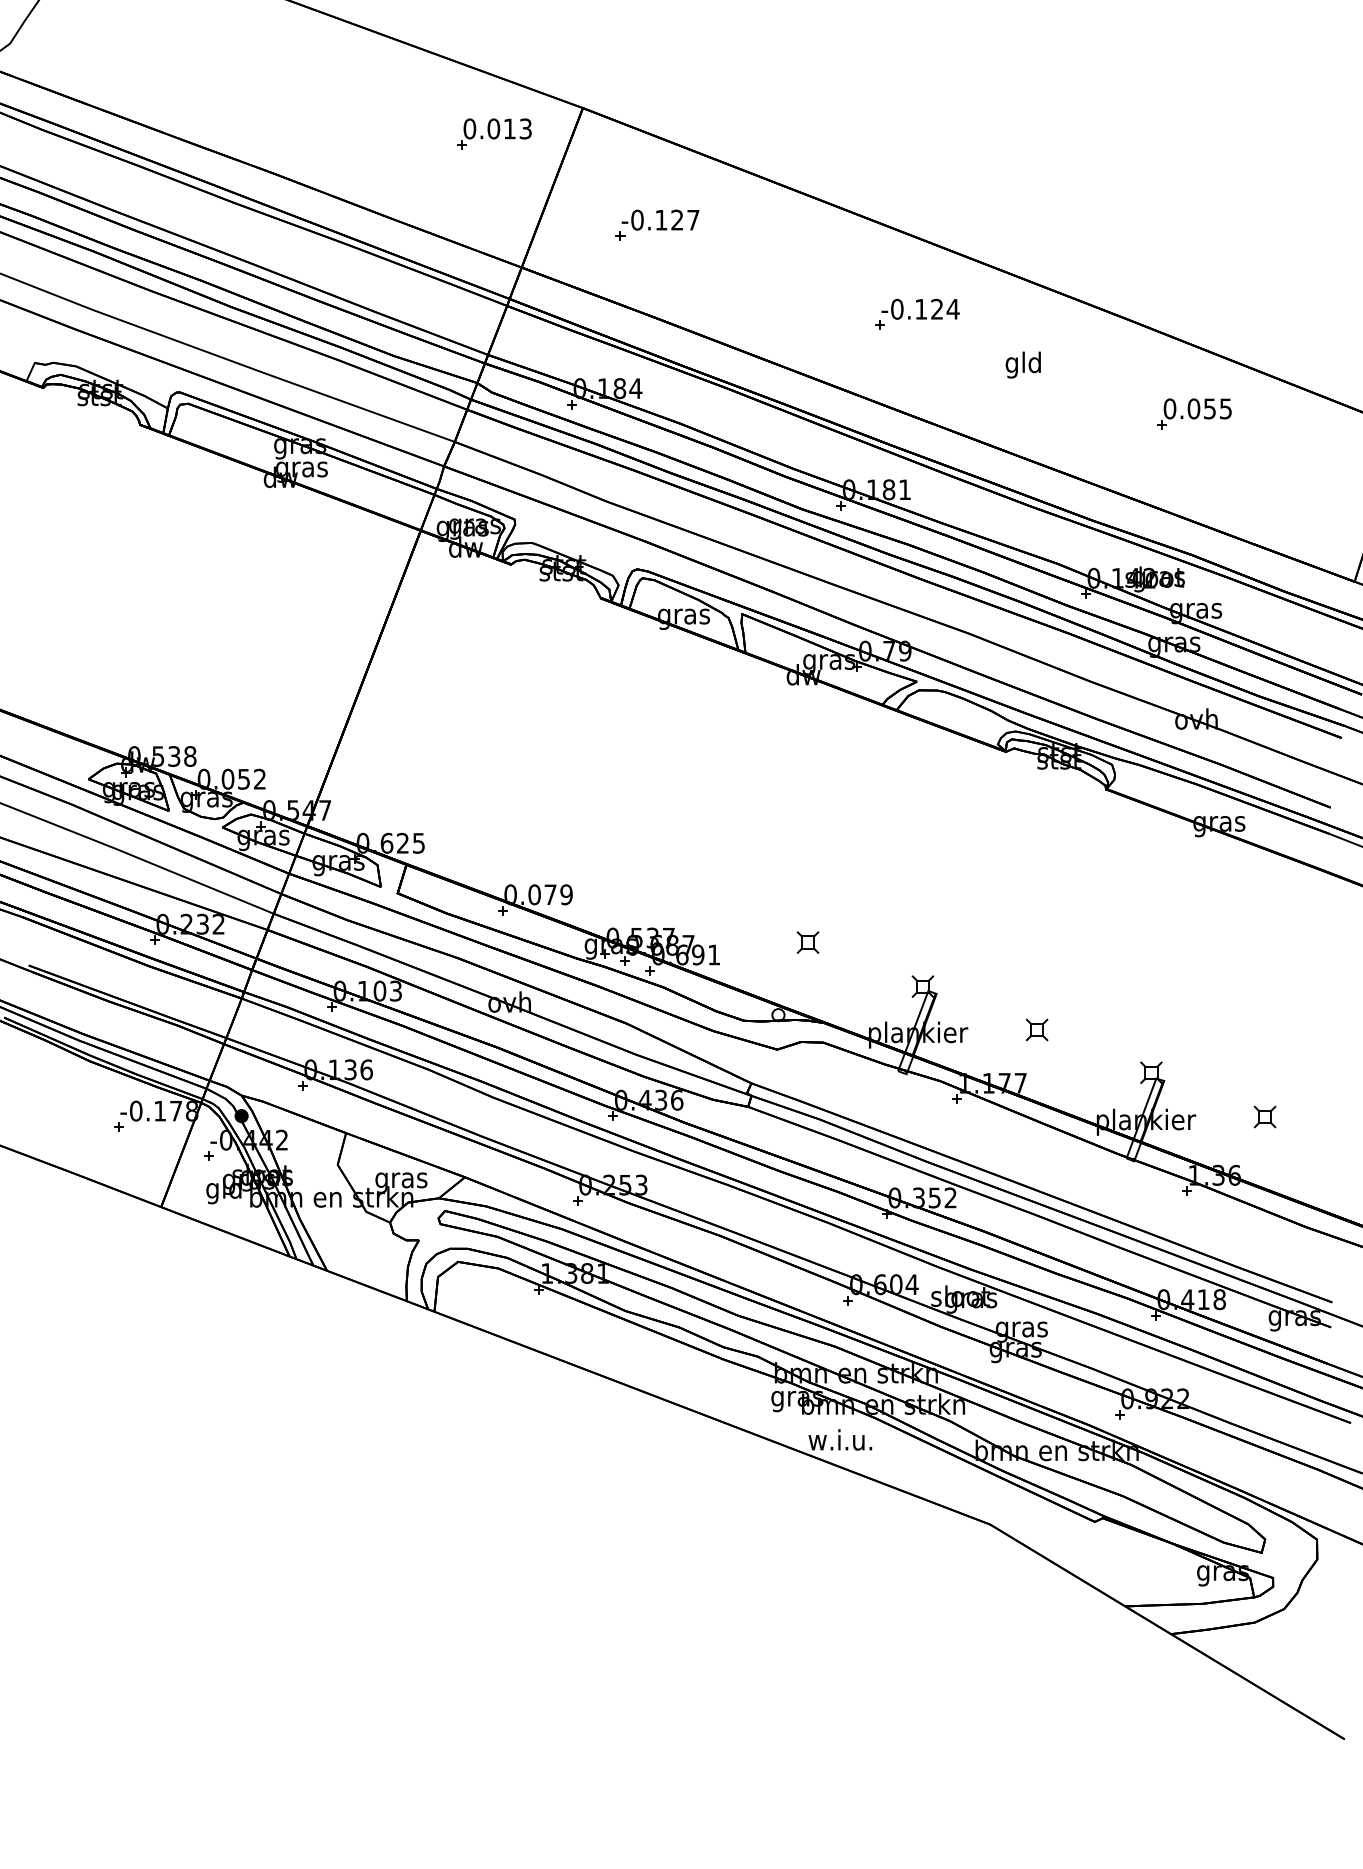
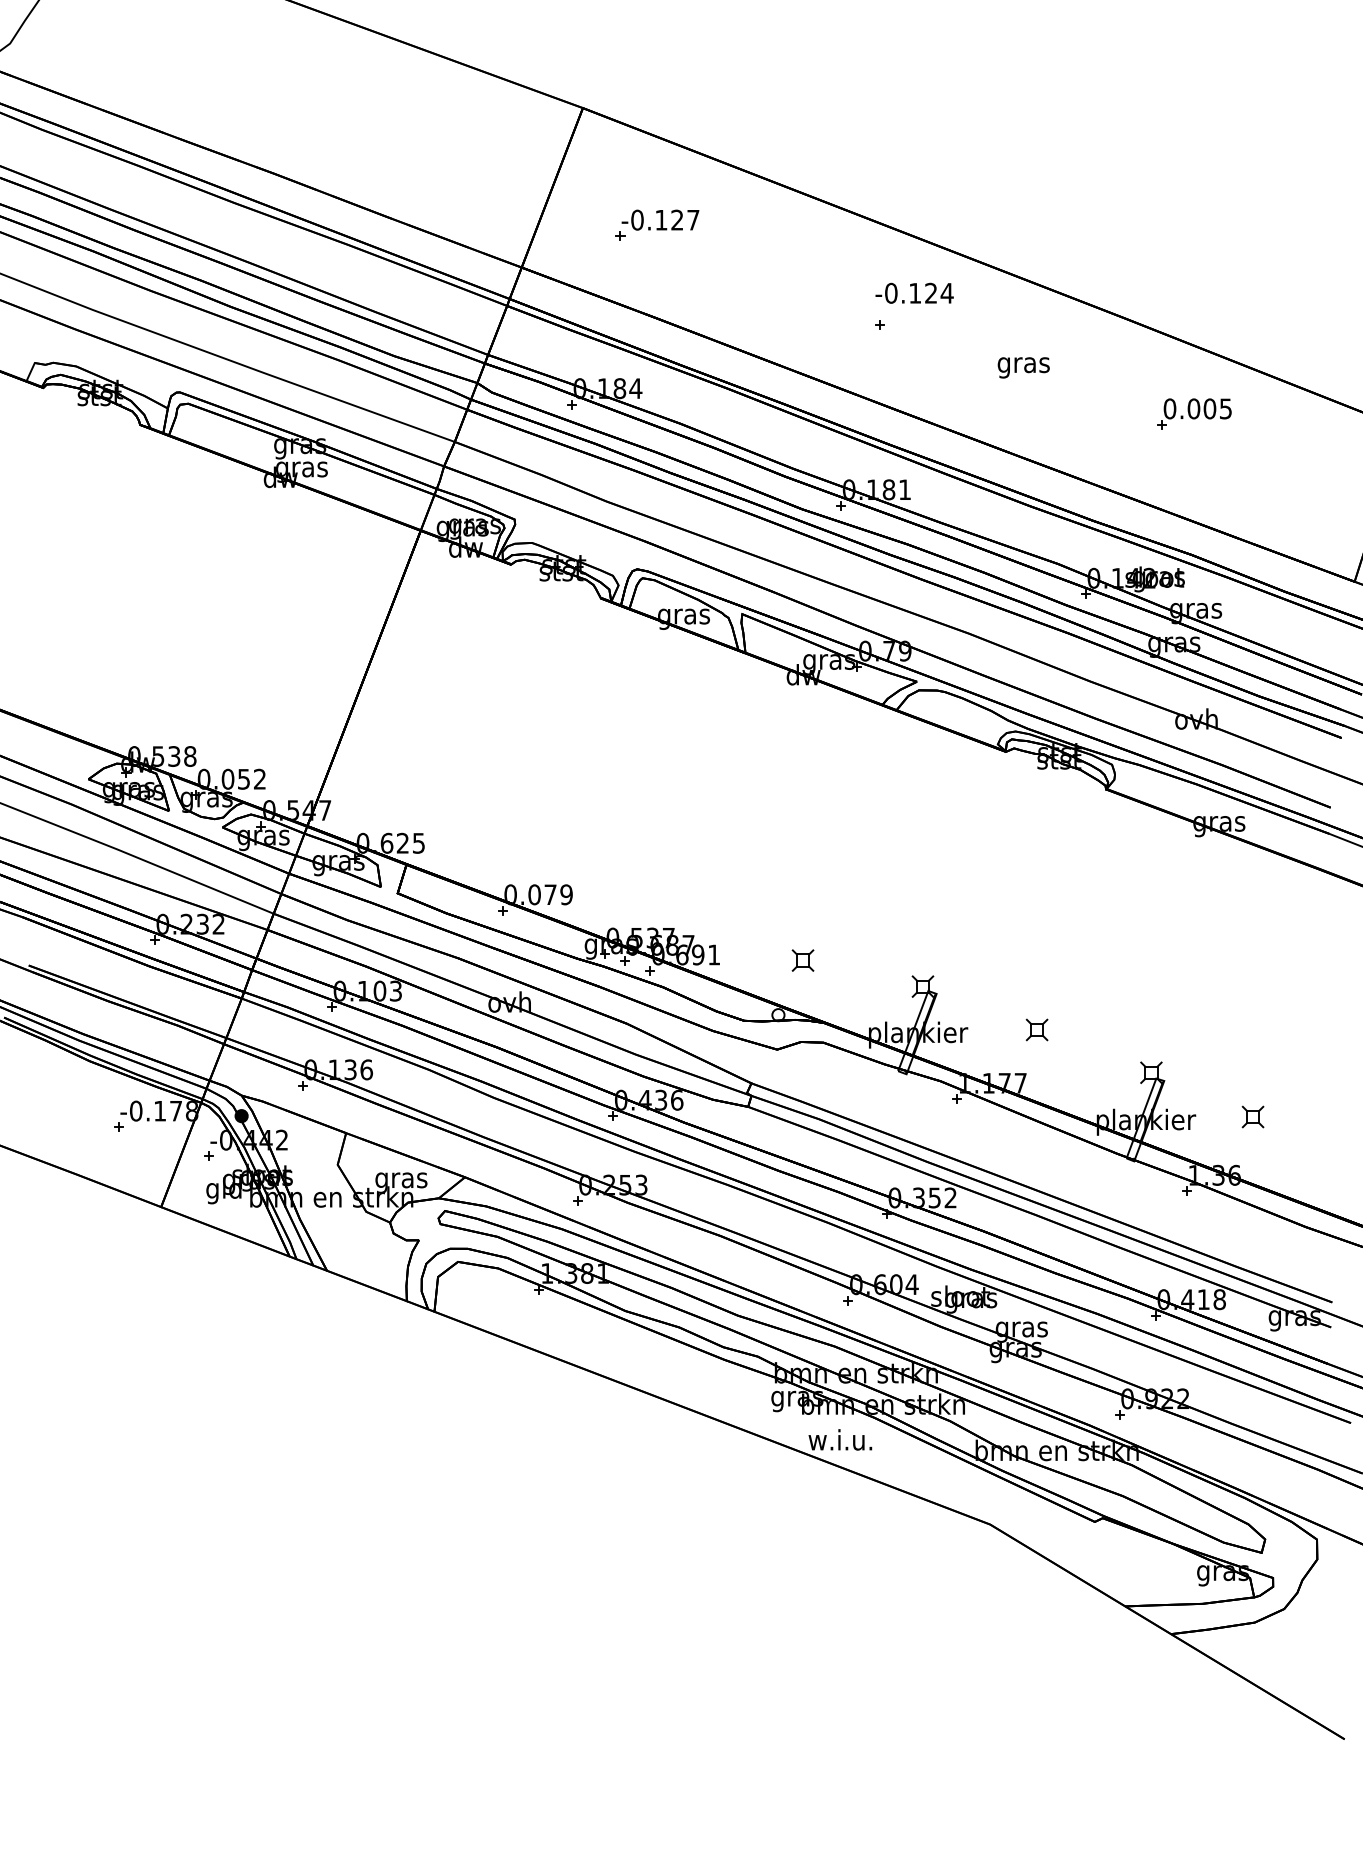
part: present -> none (494, 133)
text position: (920, 308) -> (914, 292) (914, 292)
text: gld -> gras (1023, 364)
text: 0.055 -> 0.005 (1209, 408)
part position: (807, 942) -> (802, 960) (802, 960)
part position: (1264, 1116) -> (1252, 1116) (1252, 1116)
